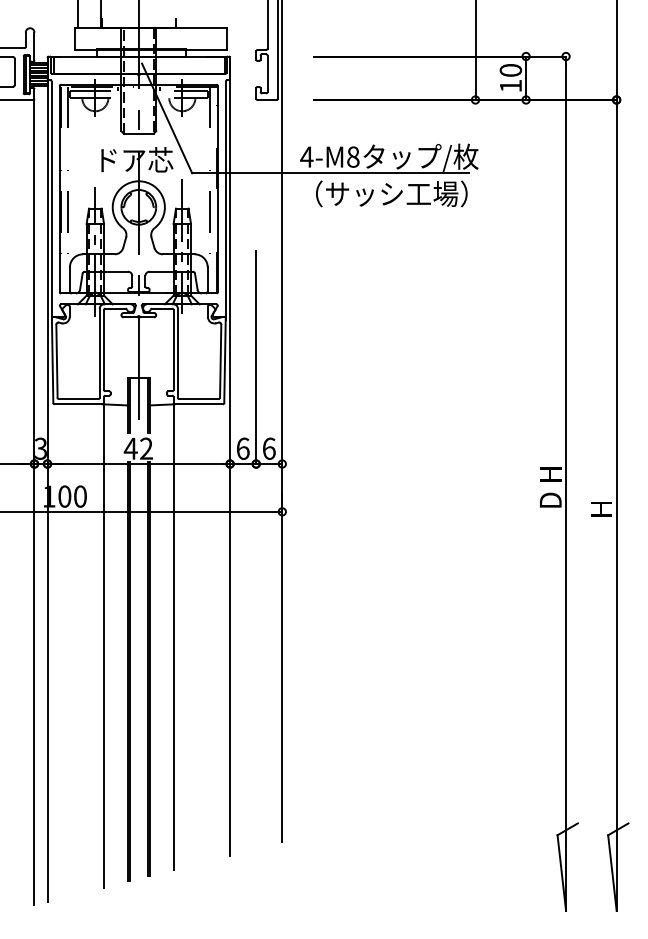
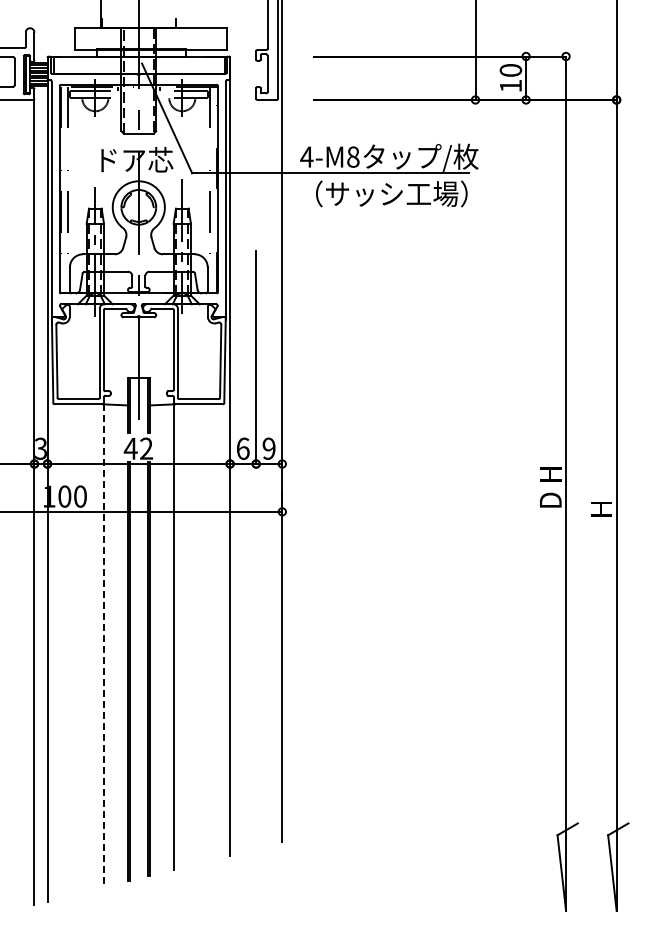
line: present -> none (78, 15)
text: 6 -> 9 (268, 448)
line: solid -> dashed (104, 645)
